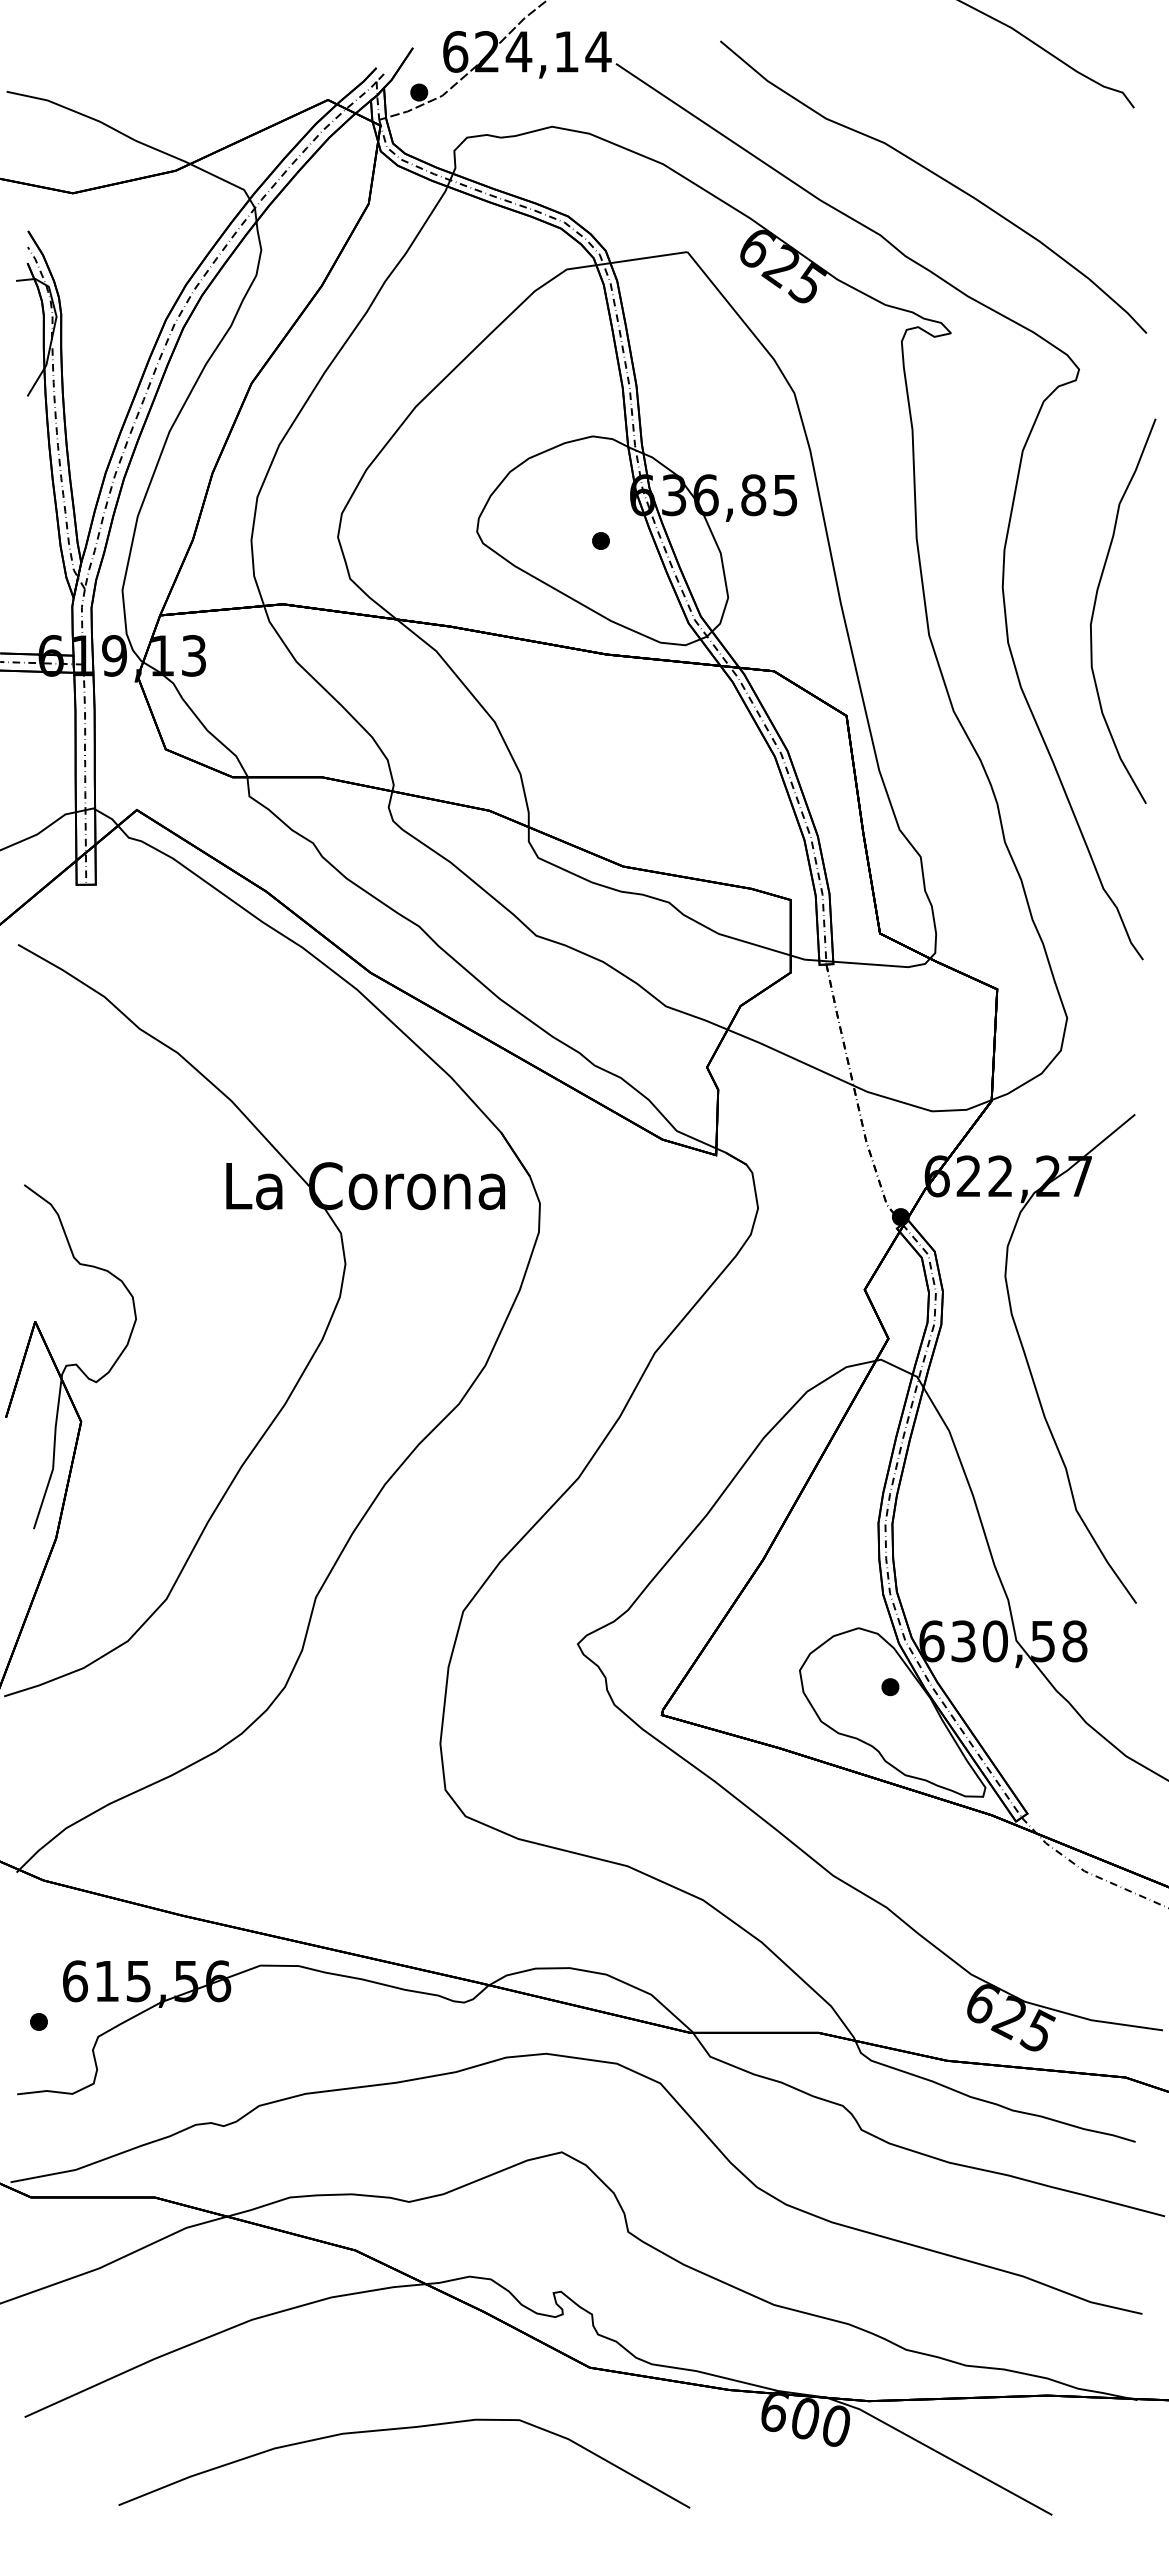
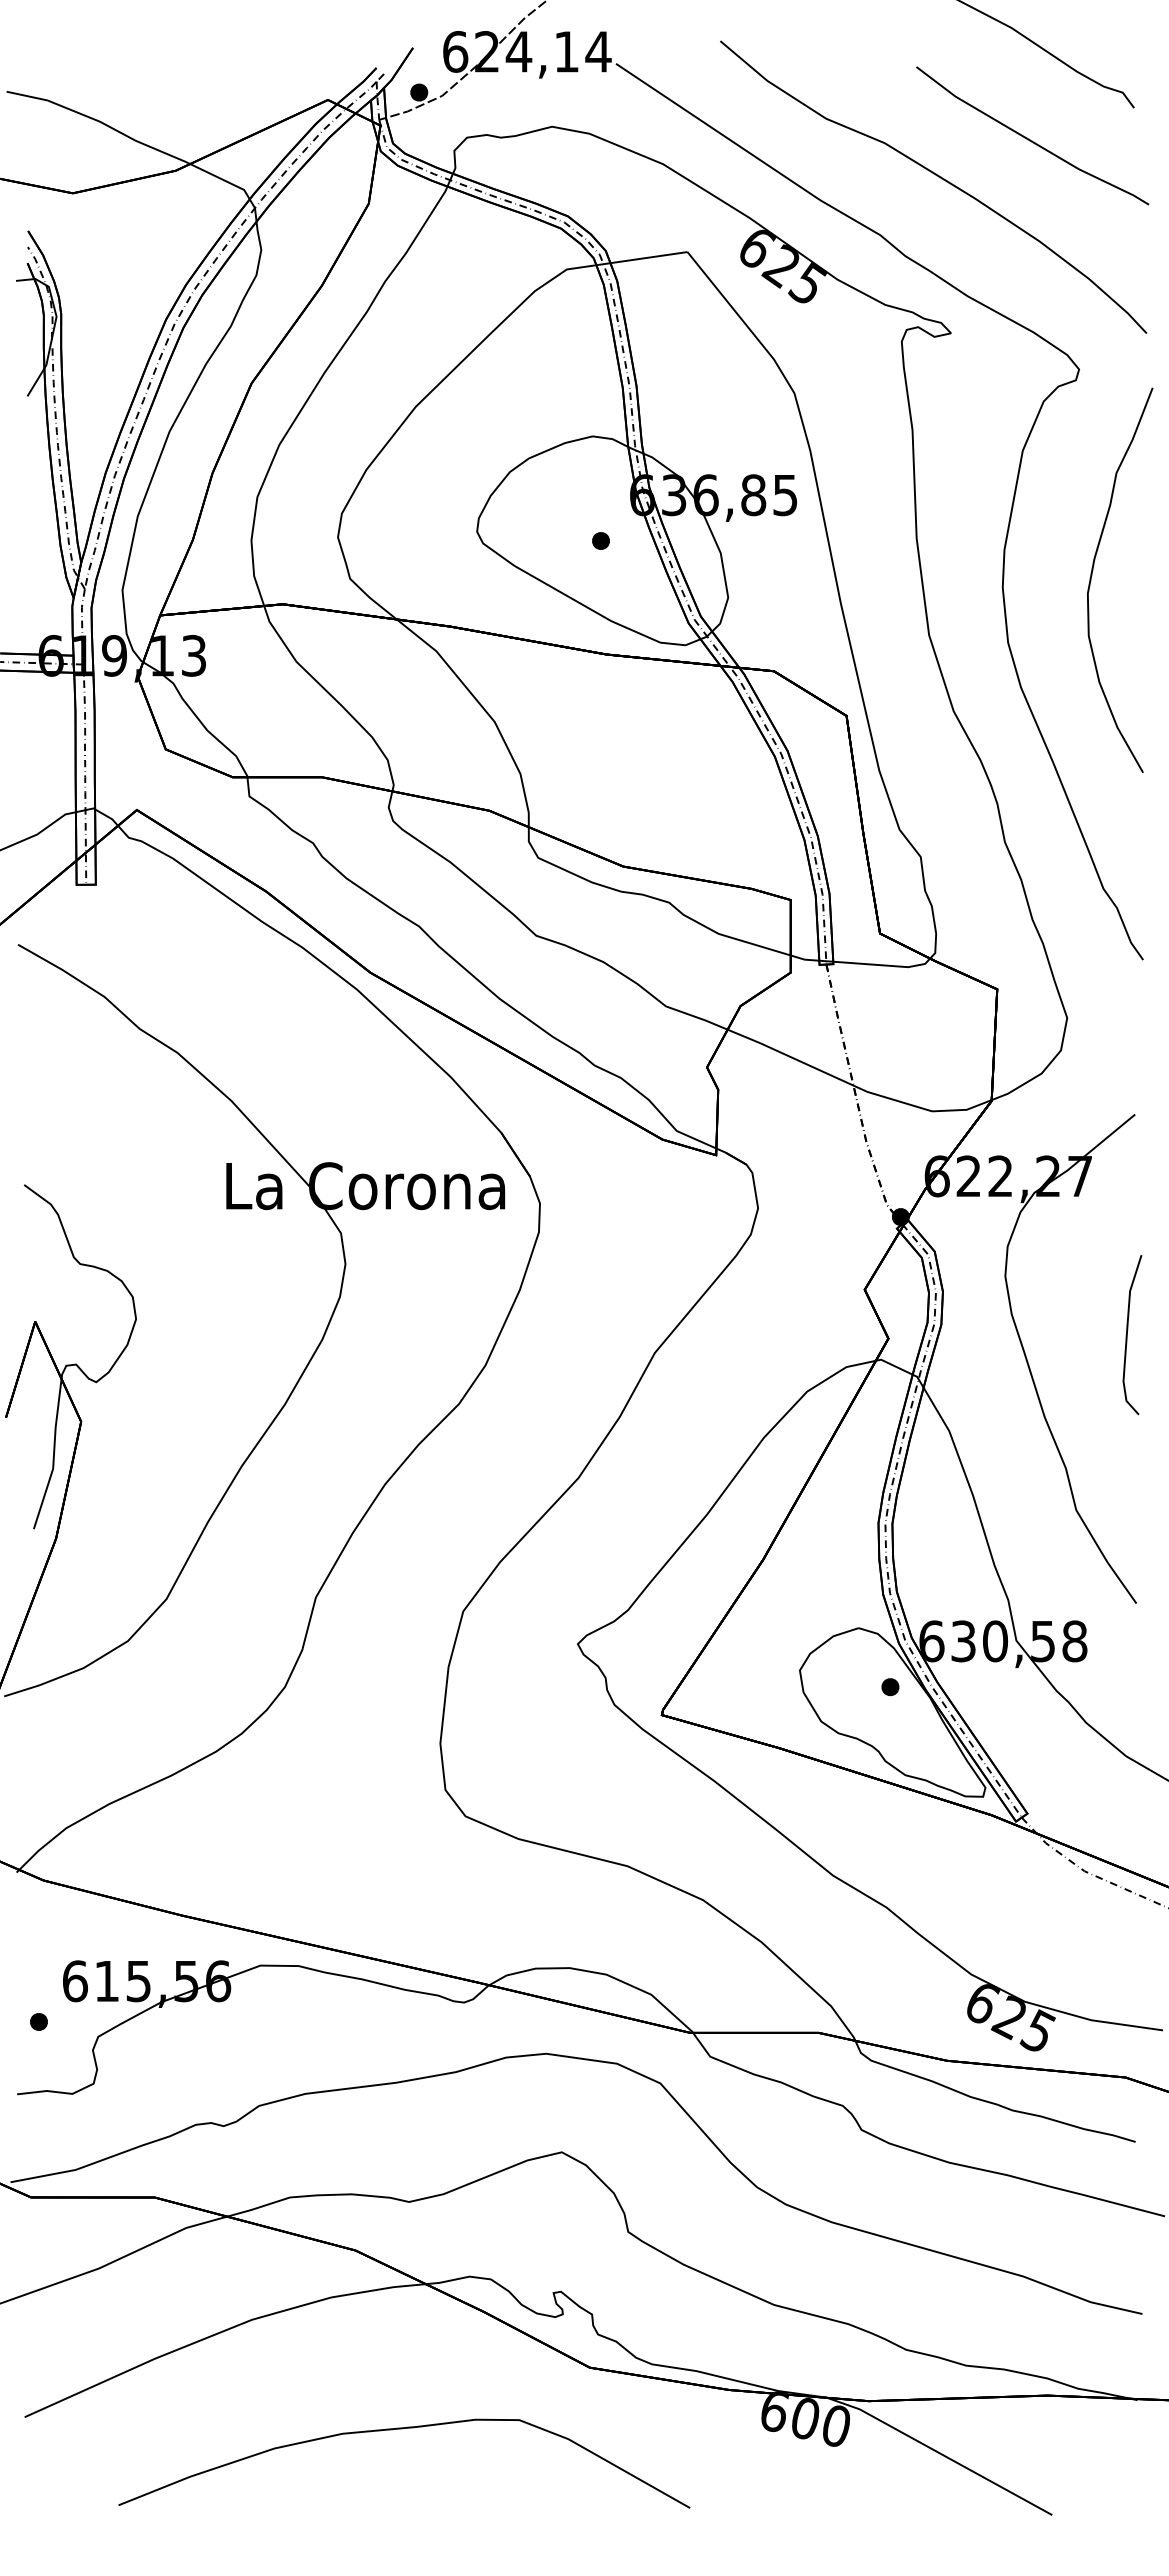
line: none -> present (1030, 139)
curve position: (1095, 606) -> (1092, 575) (1092, 575)
curve: none -> present (1127, 1335)
